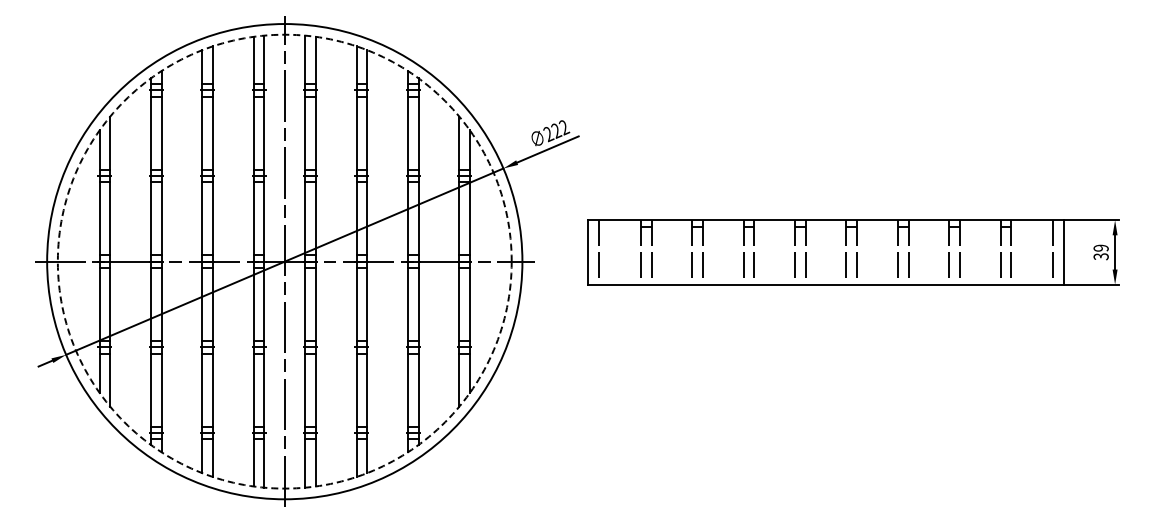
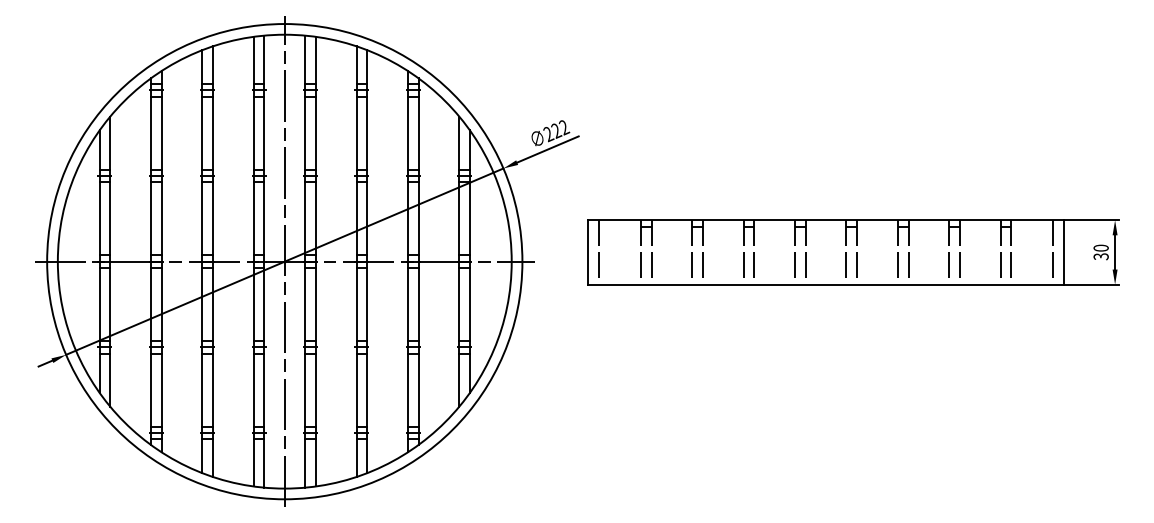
text: 39 -> 30 (1100, 247)
circle: dashed -> solid (284, 261)
